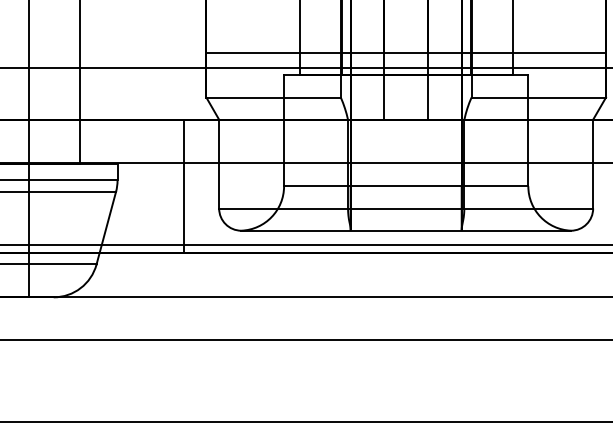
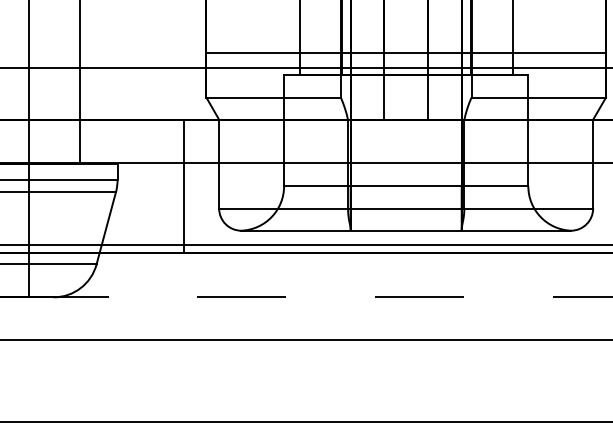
line: solid -> dashed (306, 297)
